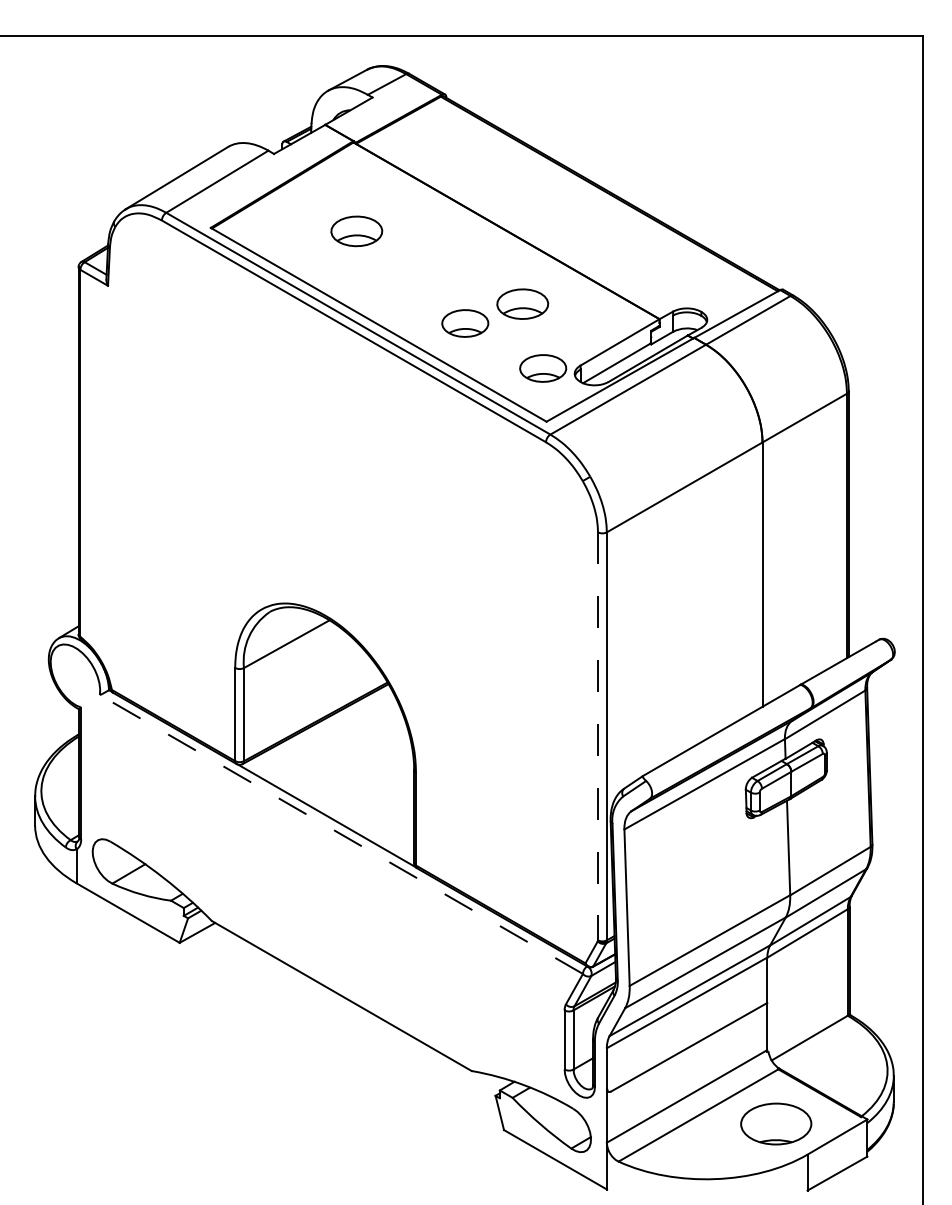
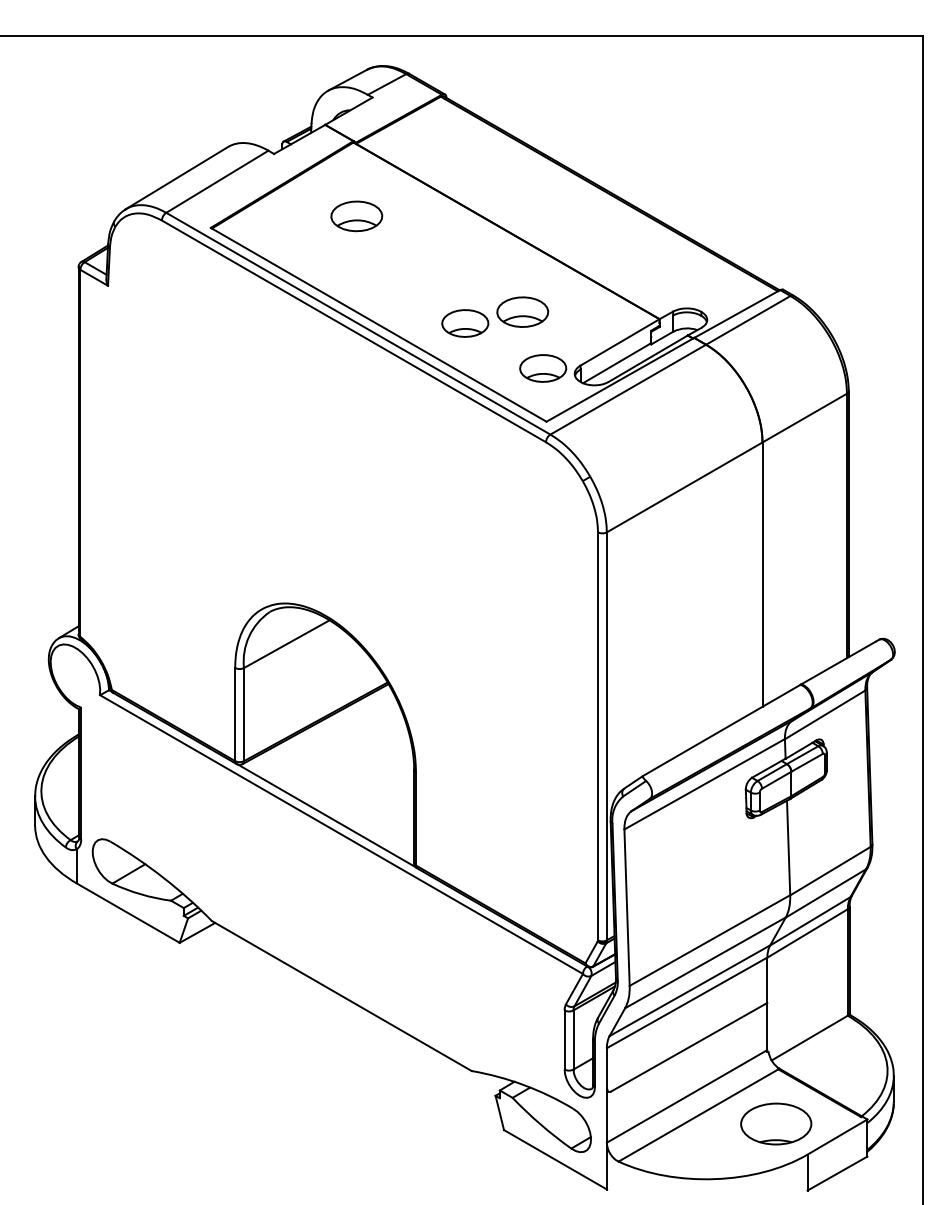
part position: (356, 231) -> (356, 216) (356, 216)
part position: (522, 303) -> (522, 311) (522, 311)
line: dashed -> solid (598, 736)
line: dashed -> solid (341, 834)
